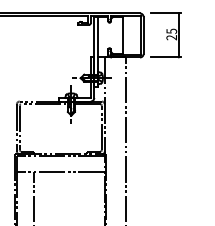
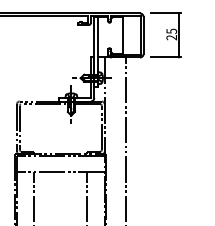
line: none -> present (87, 196)
